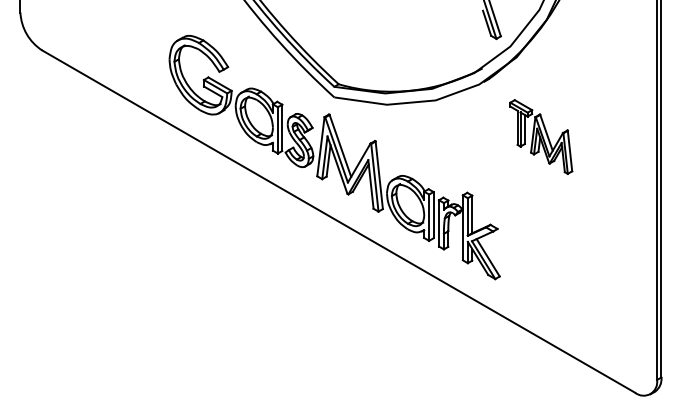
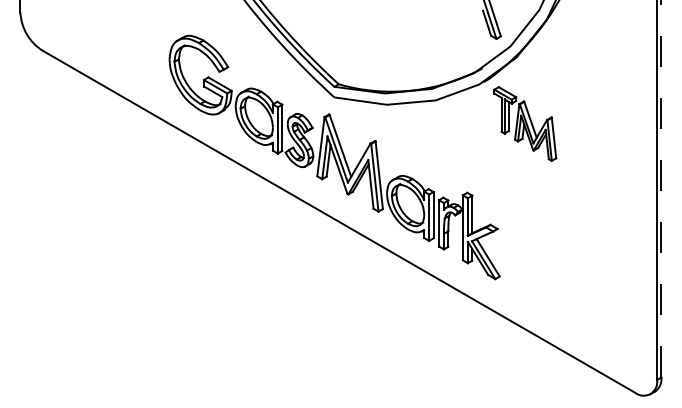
part position: (541, 136) -> (525, 123) (525, 123)
line: solid -> dashed (661, 188)
